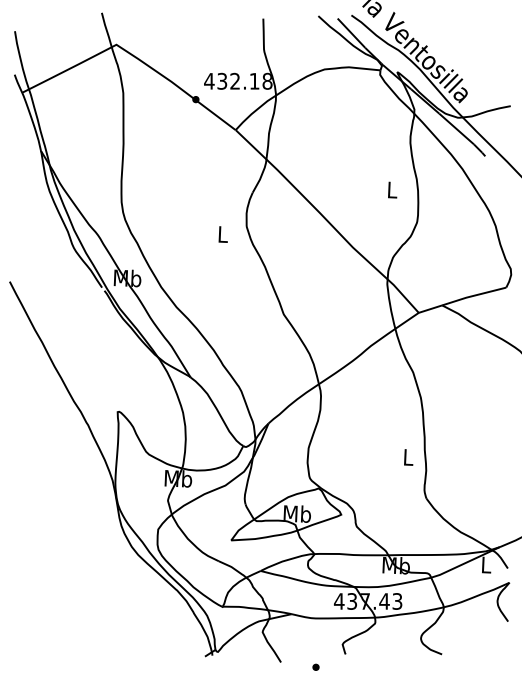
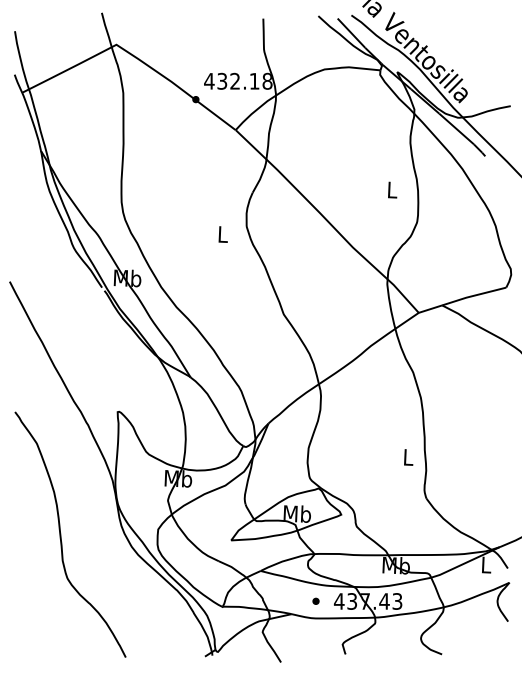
curve: none -> present (61, 534)
part position: (315, 666) -> (315, 600) (315, 600)
